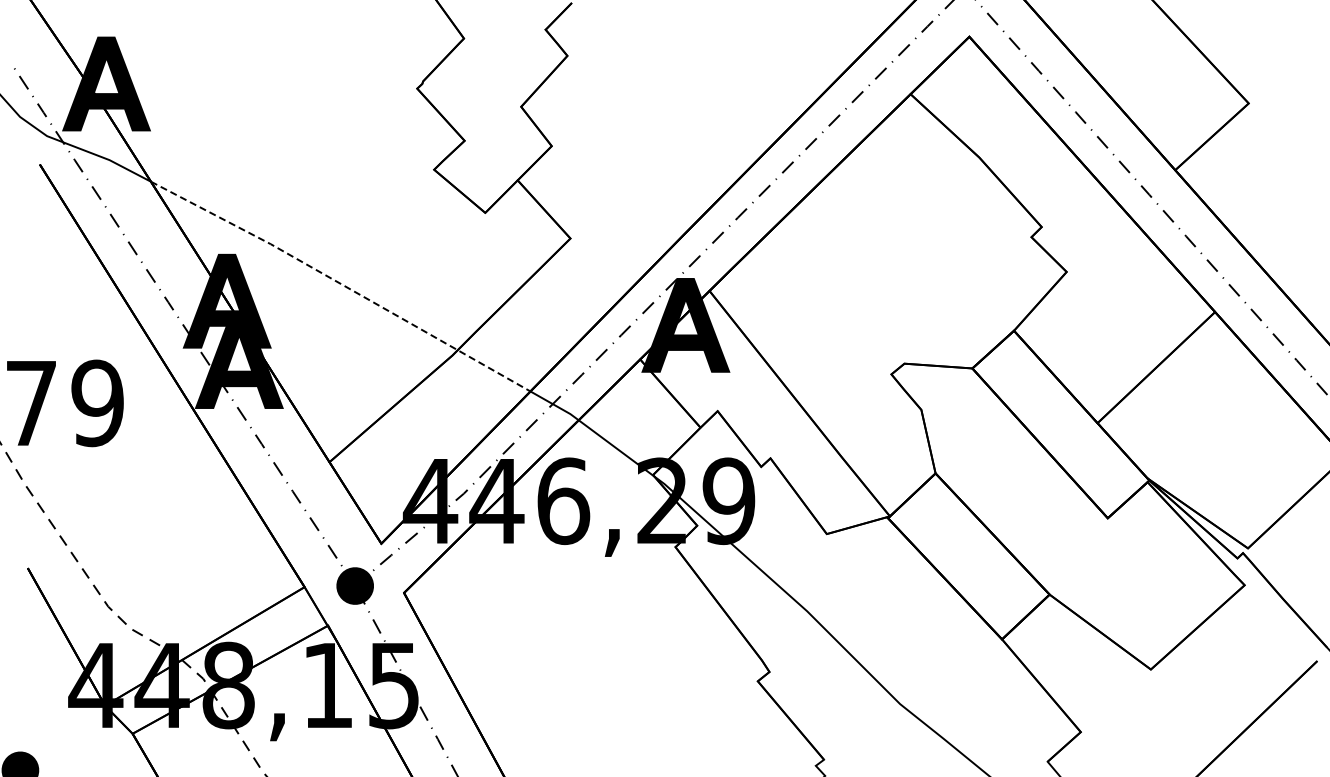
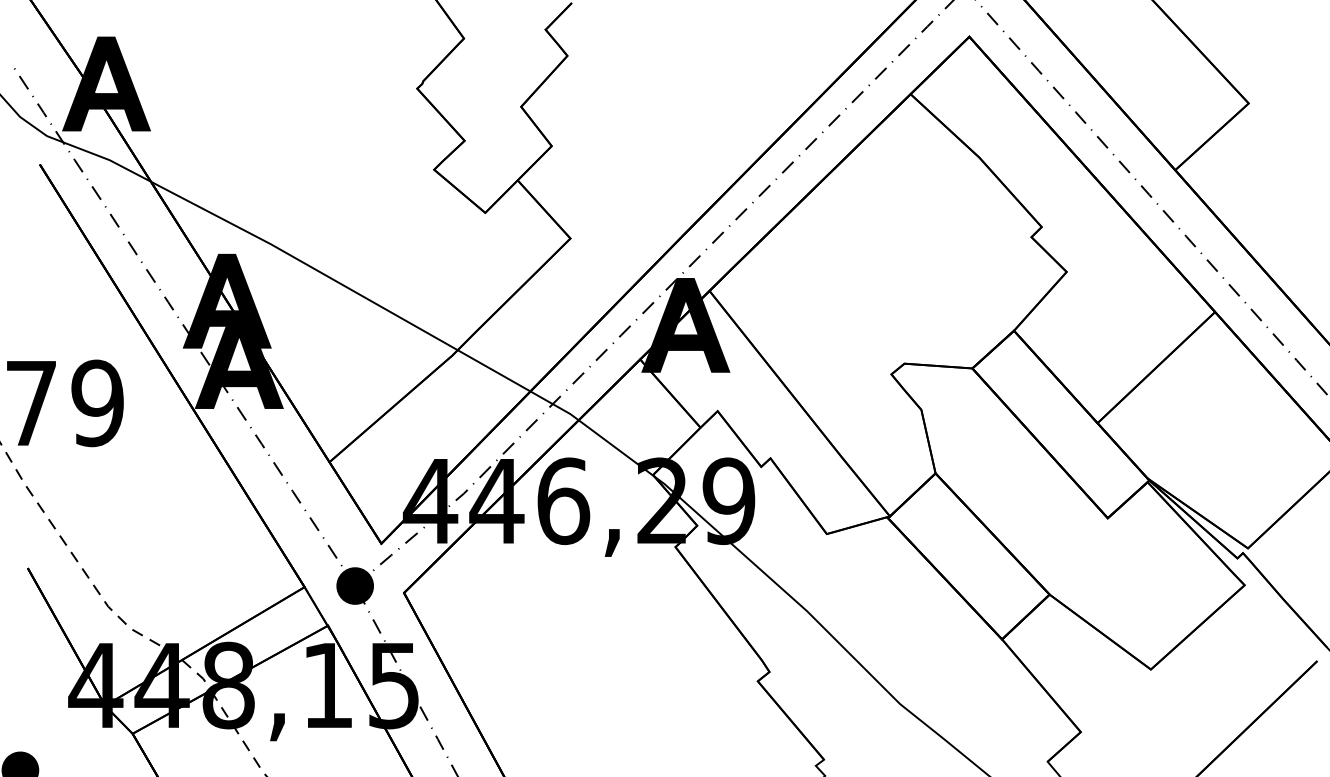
line: dashed -> solid (341, 284)
